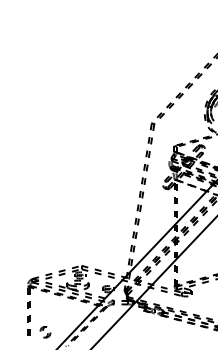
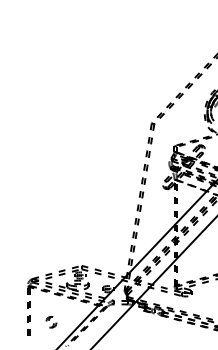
part position: (45, 332) -> (51, 322) (51, 322)
